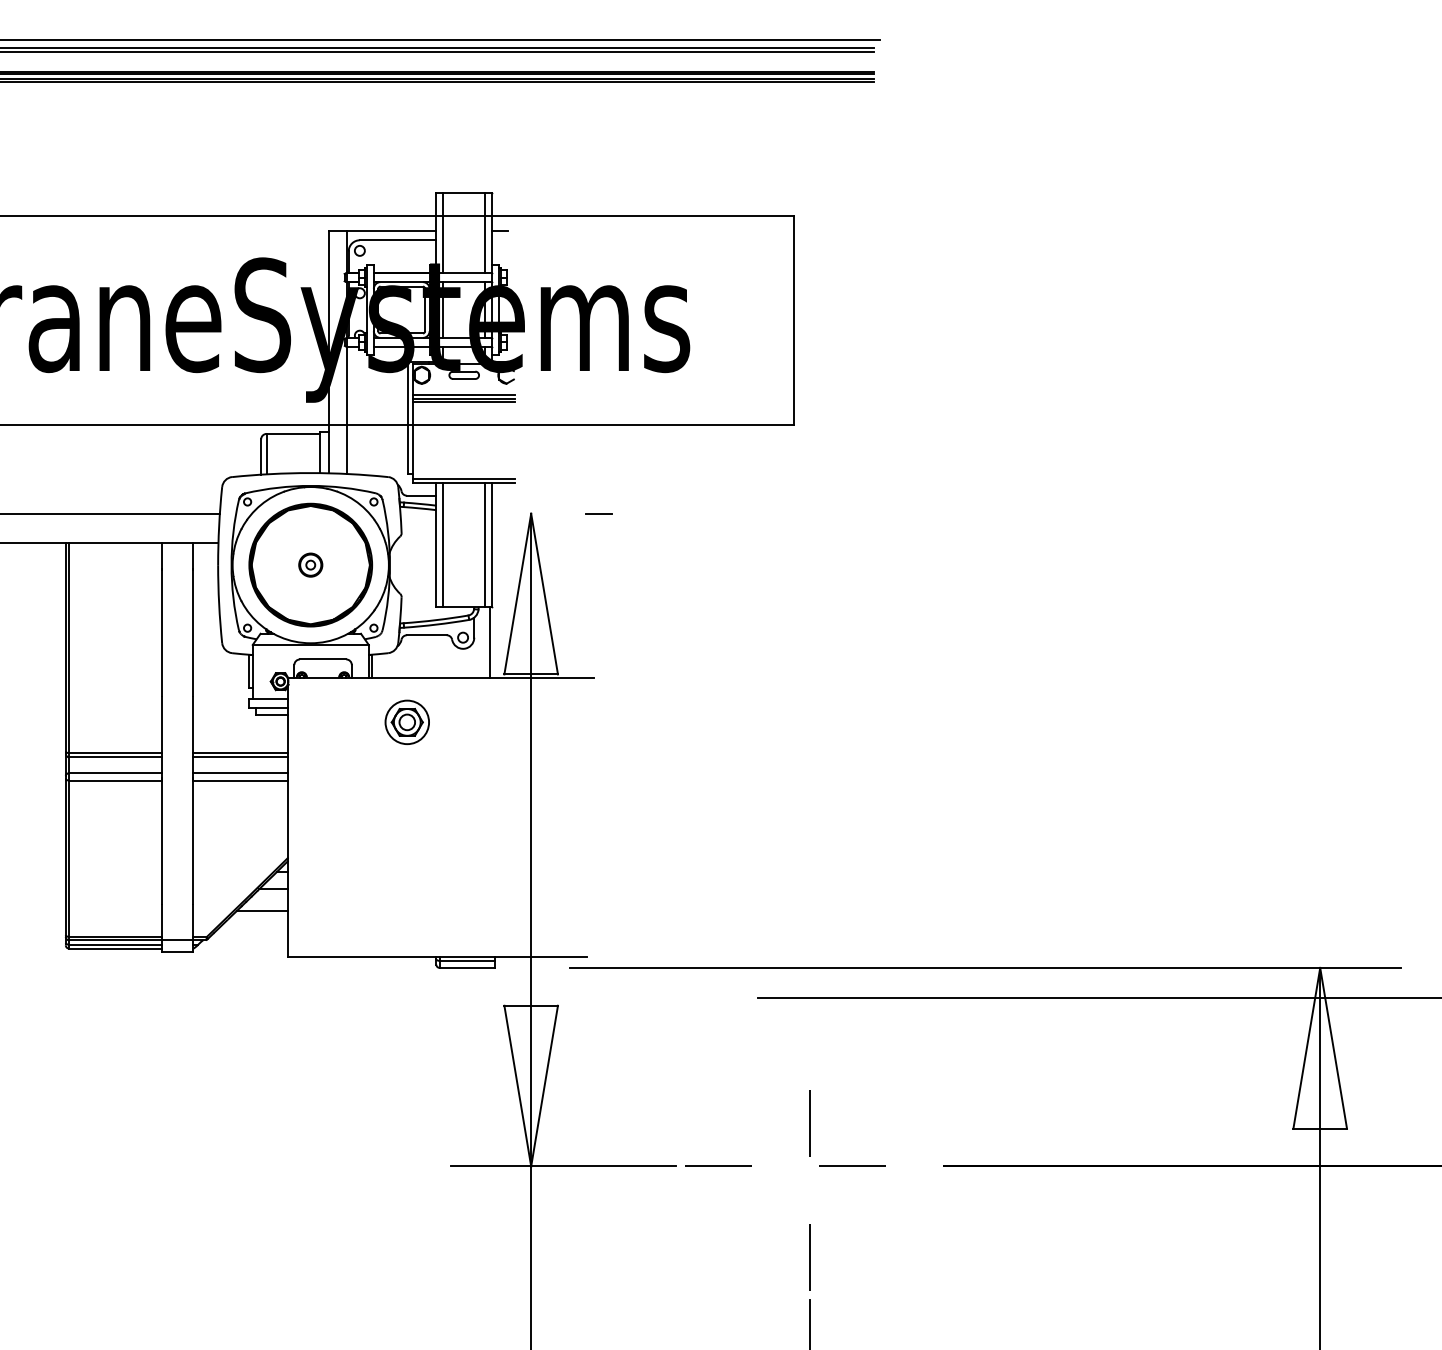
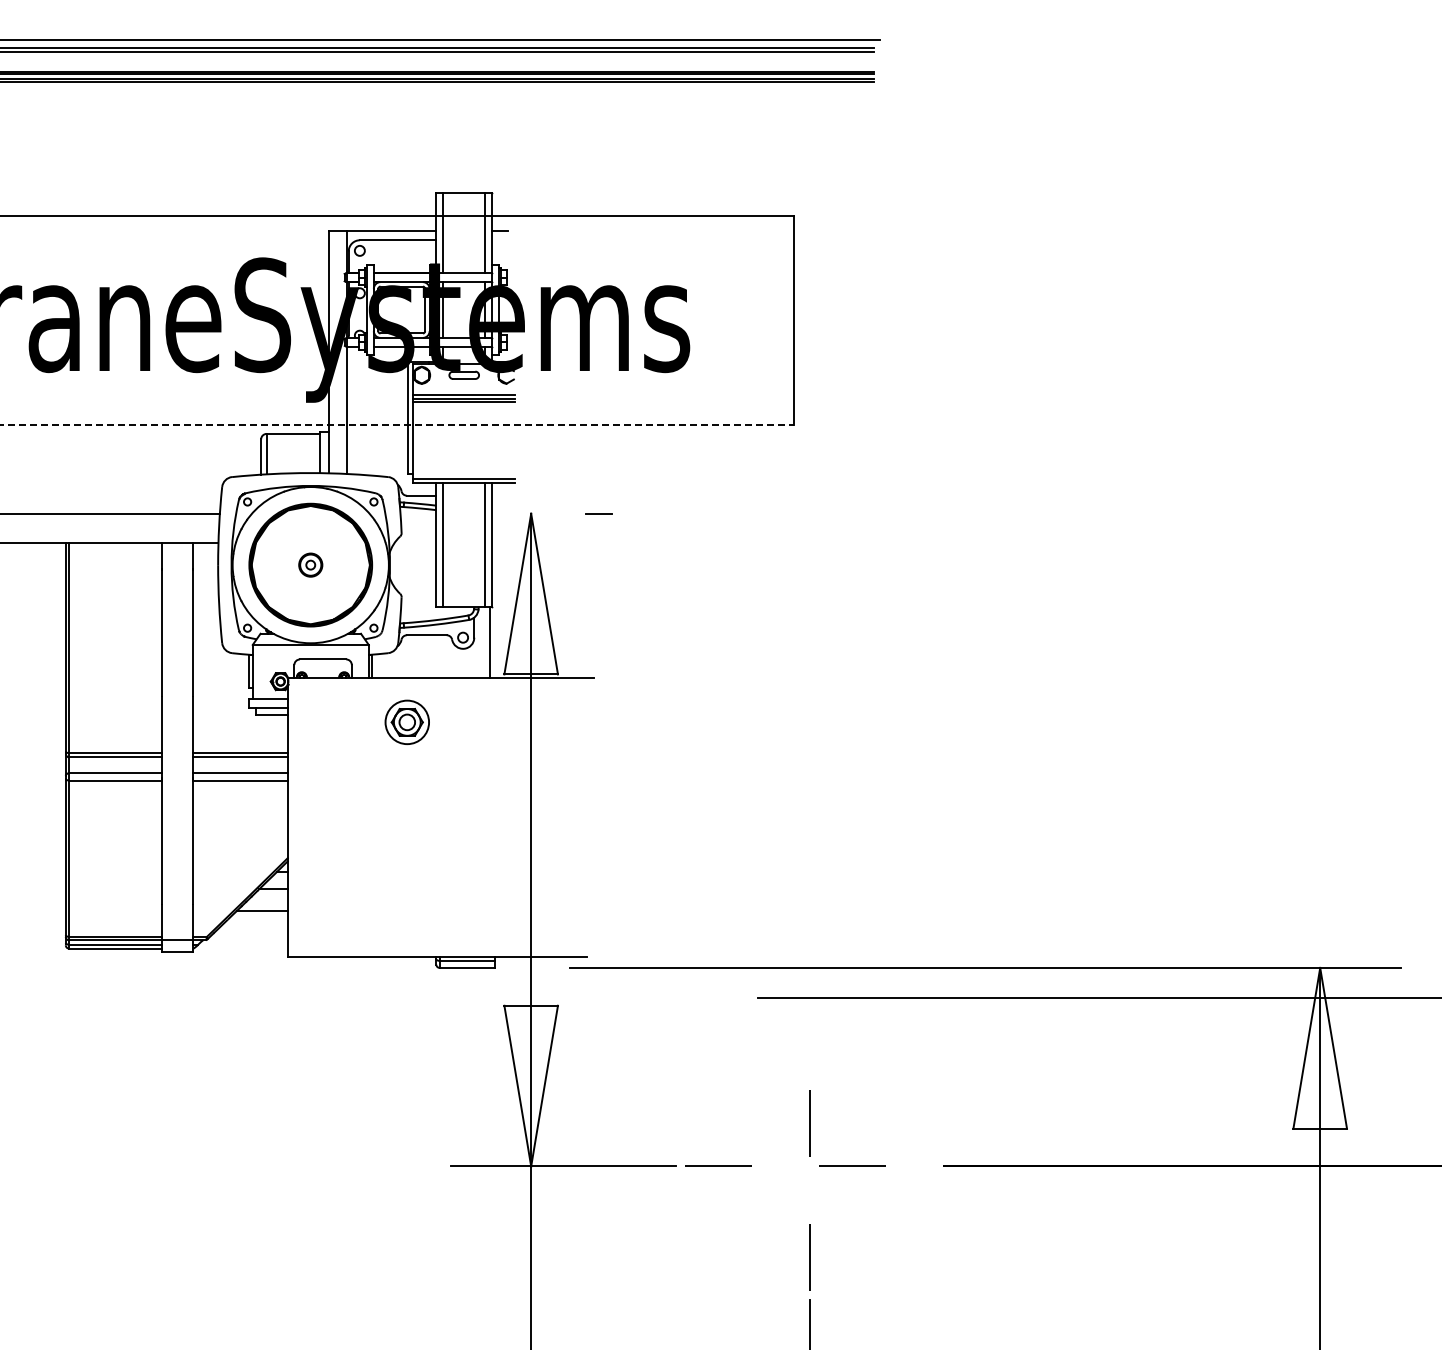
line: solid -> dashed (397, 425)
